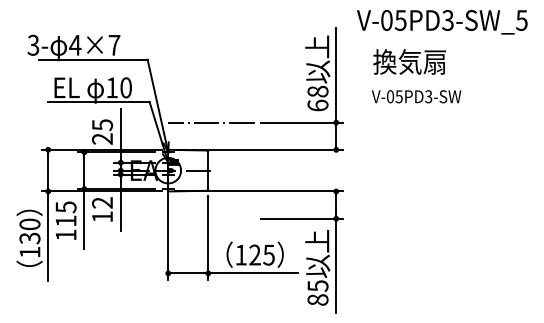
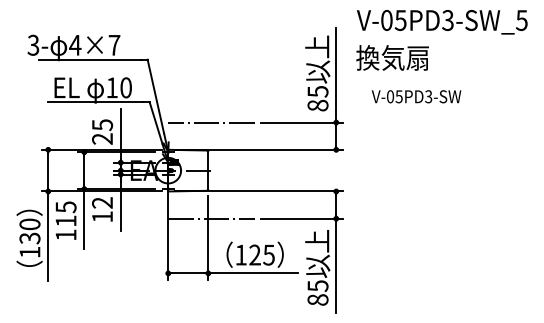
text position: (409, 61) -> (392, 57) (392, 57)
text: 68 -> 85 (317, 98)
line: none -> present (211, 218)
